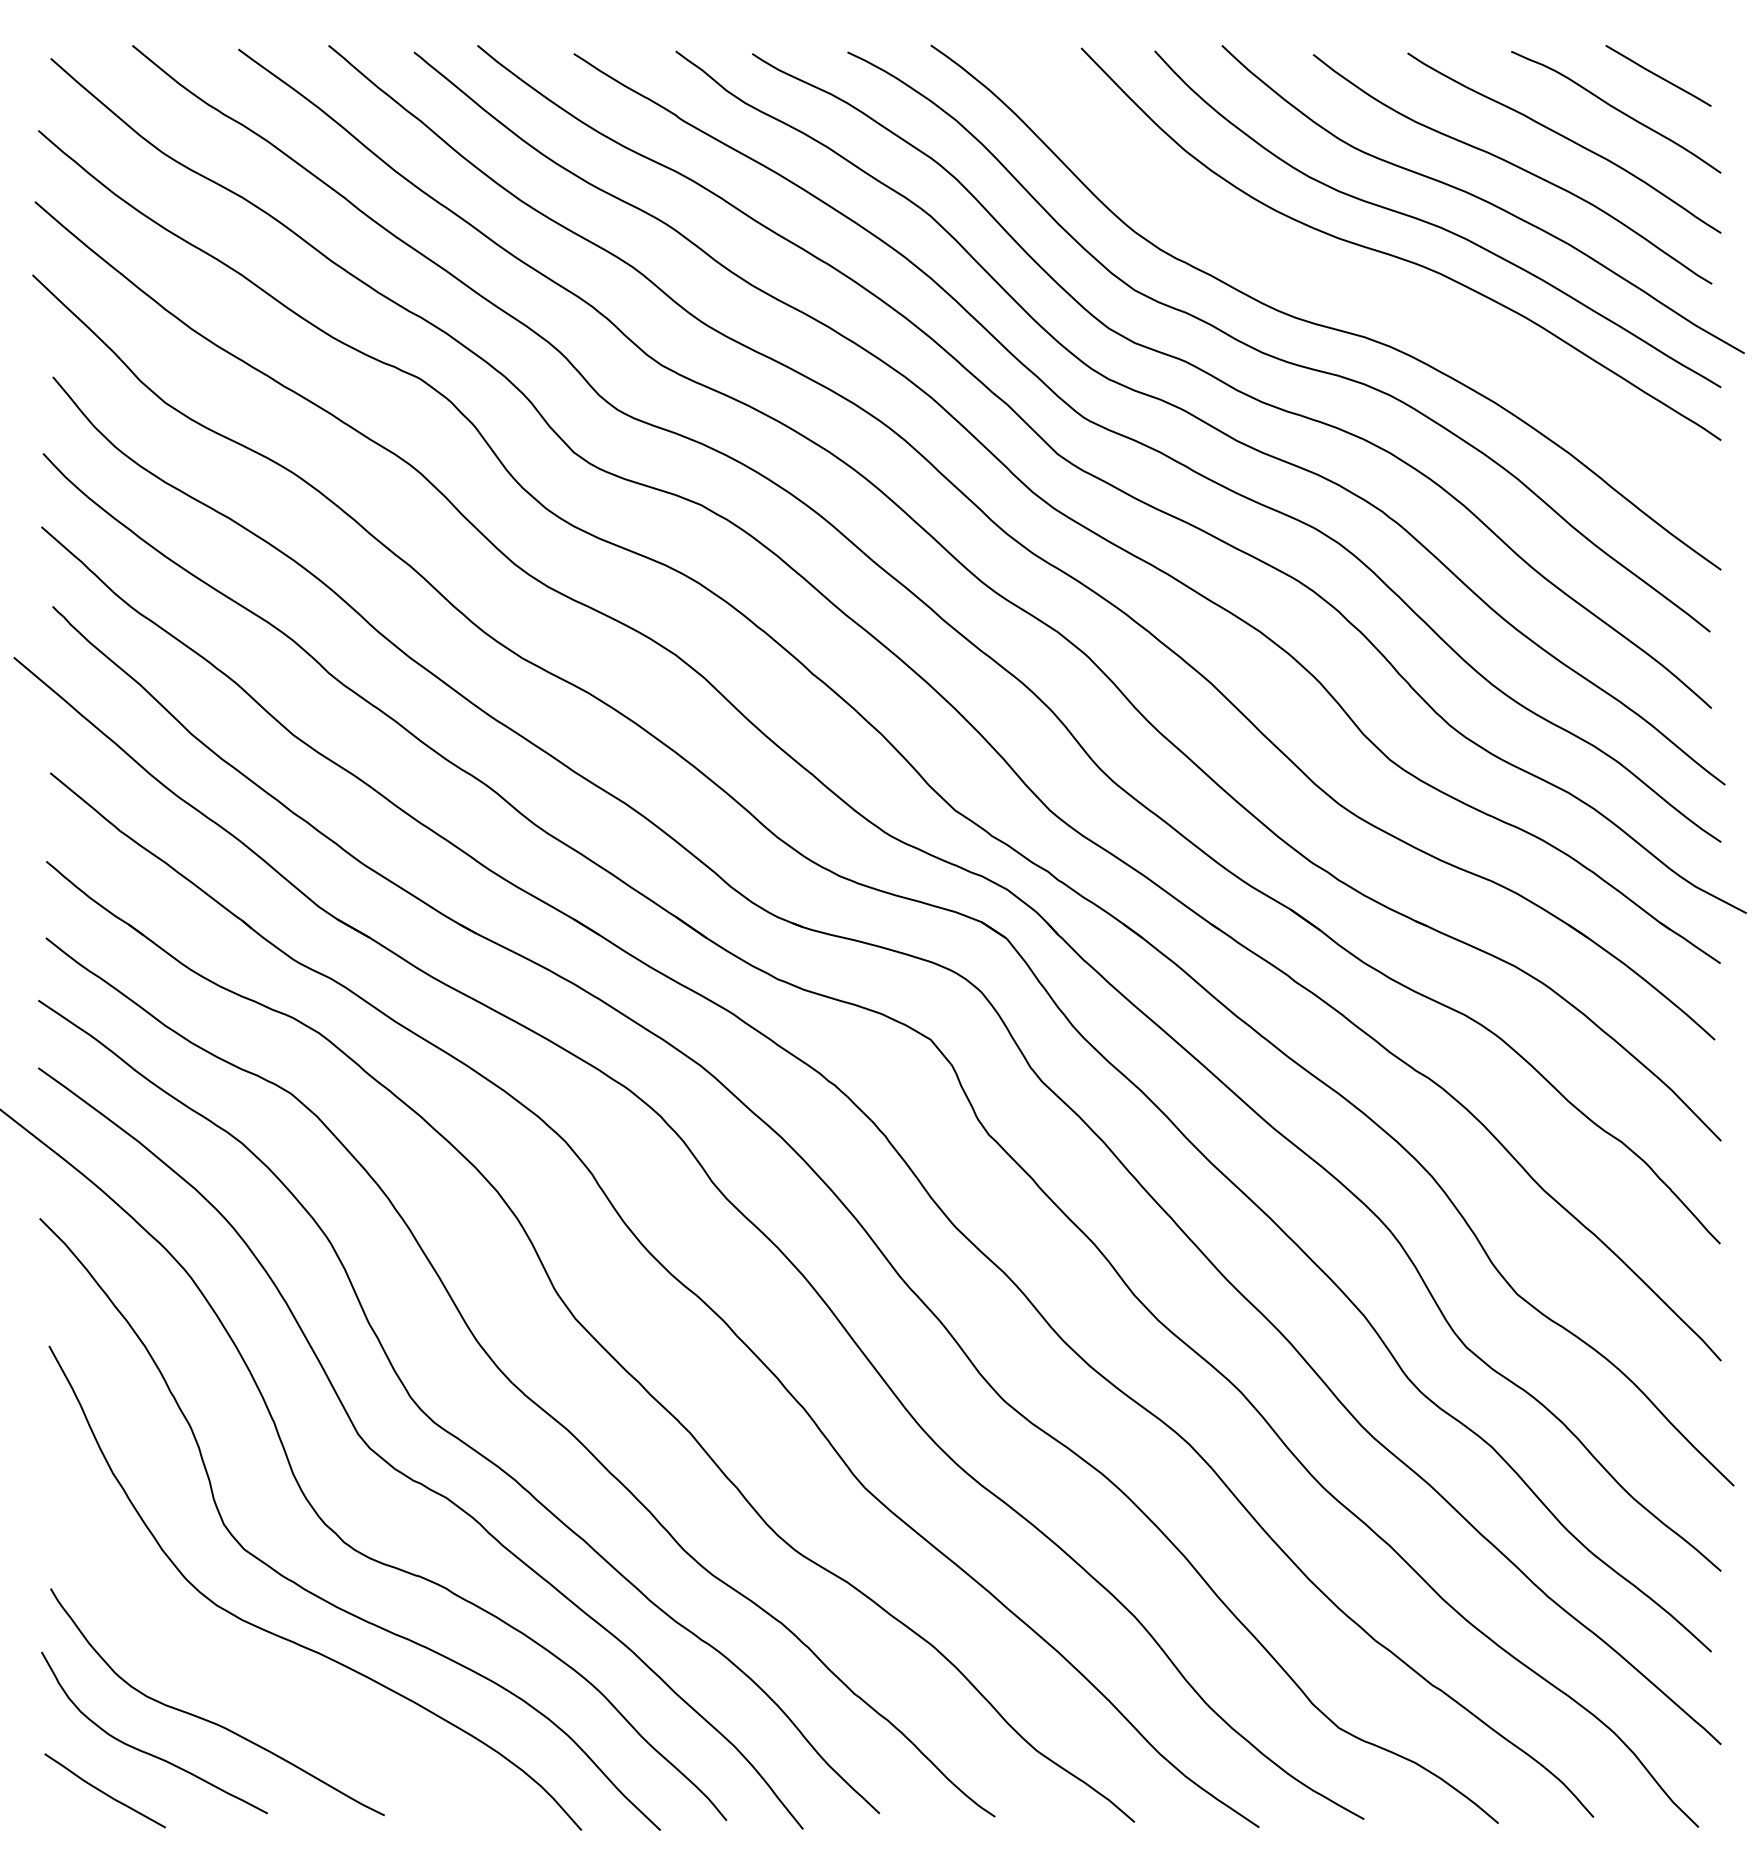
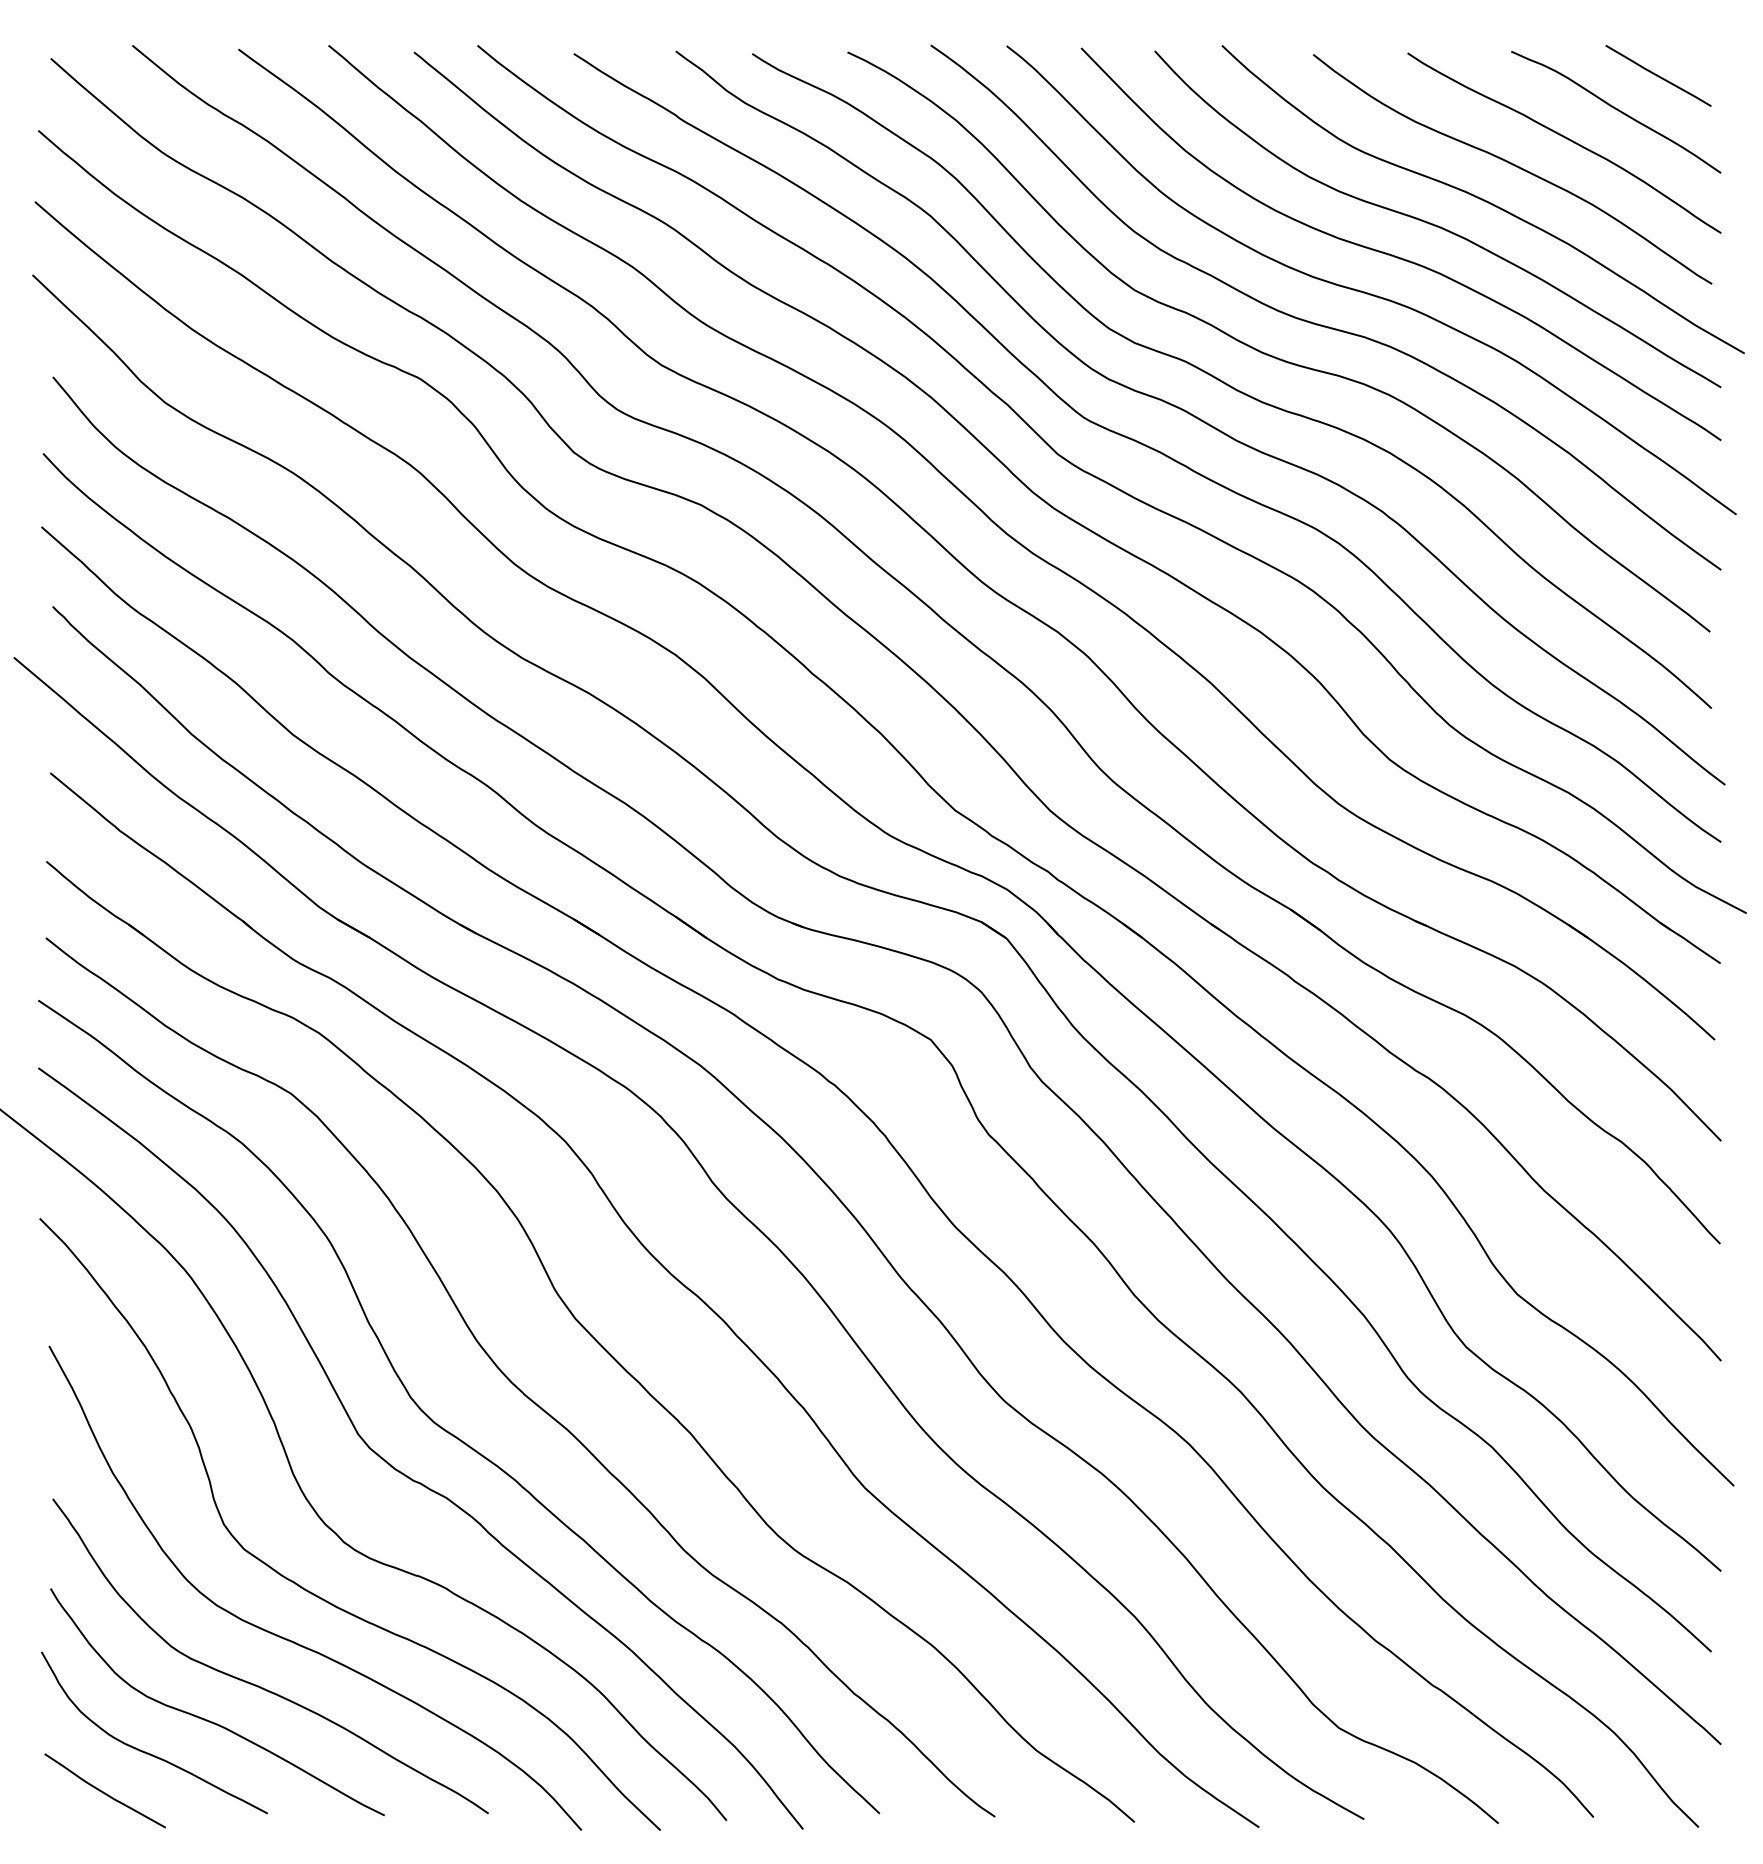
curve: none -> present (1368, 292)
curve: none -> present (256, 1684)
